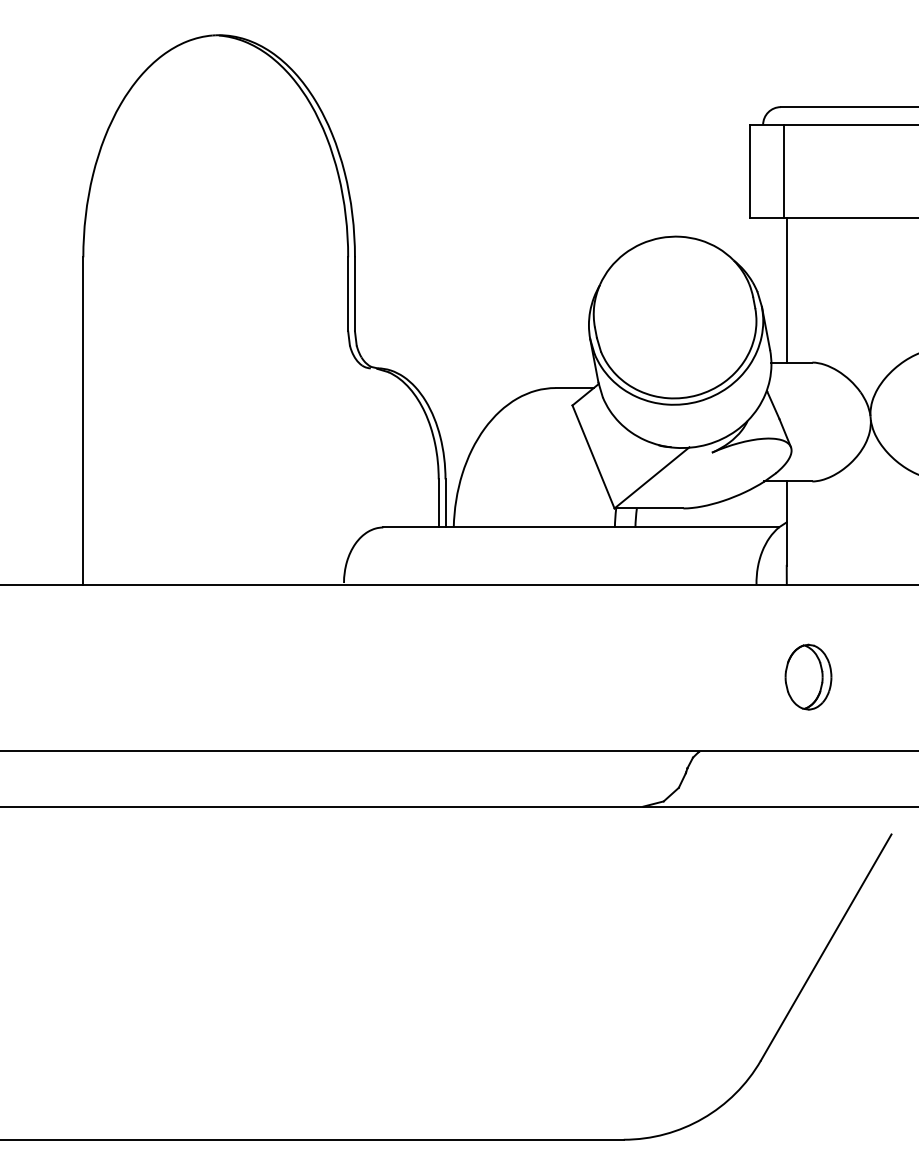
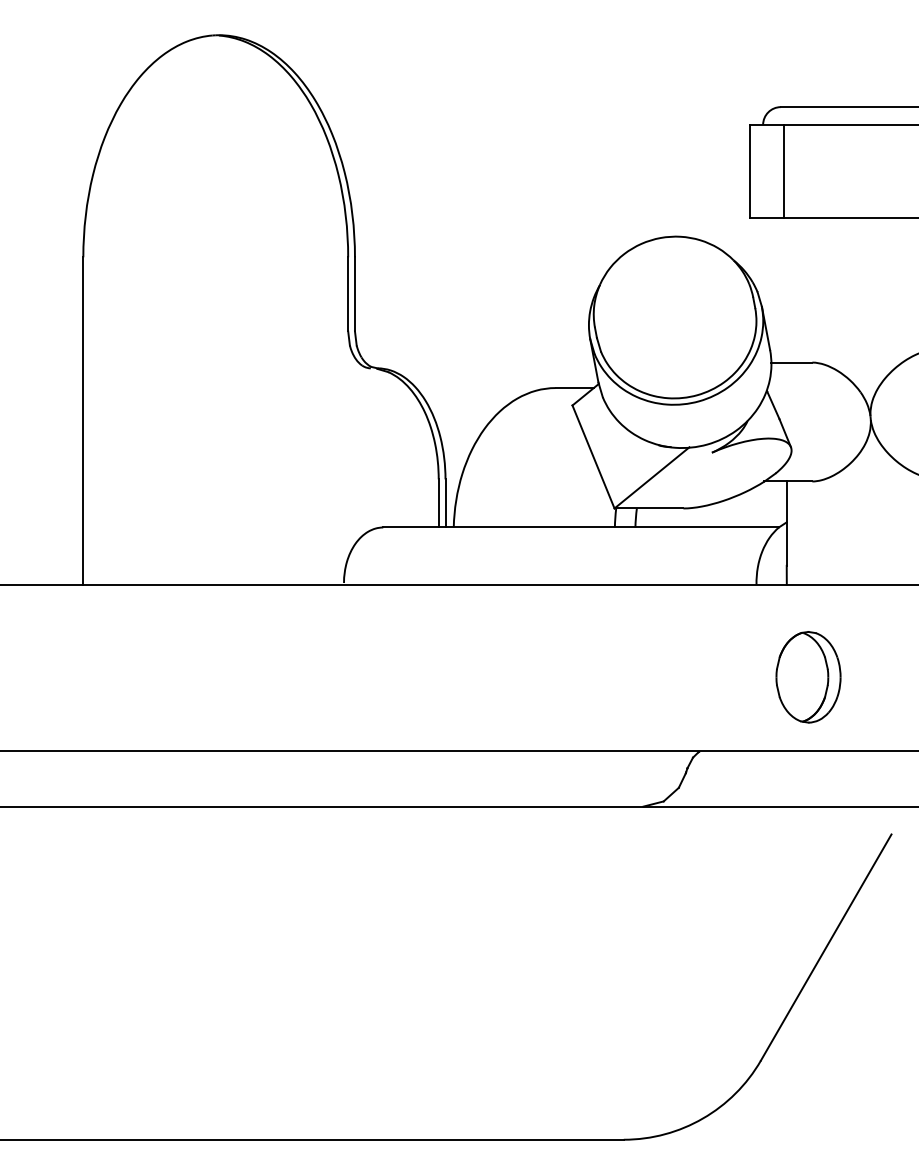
line: present -> none (786, 290)
part size: 49x68 px -> 67x93 px (808, 677)
